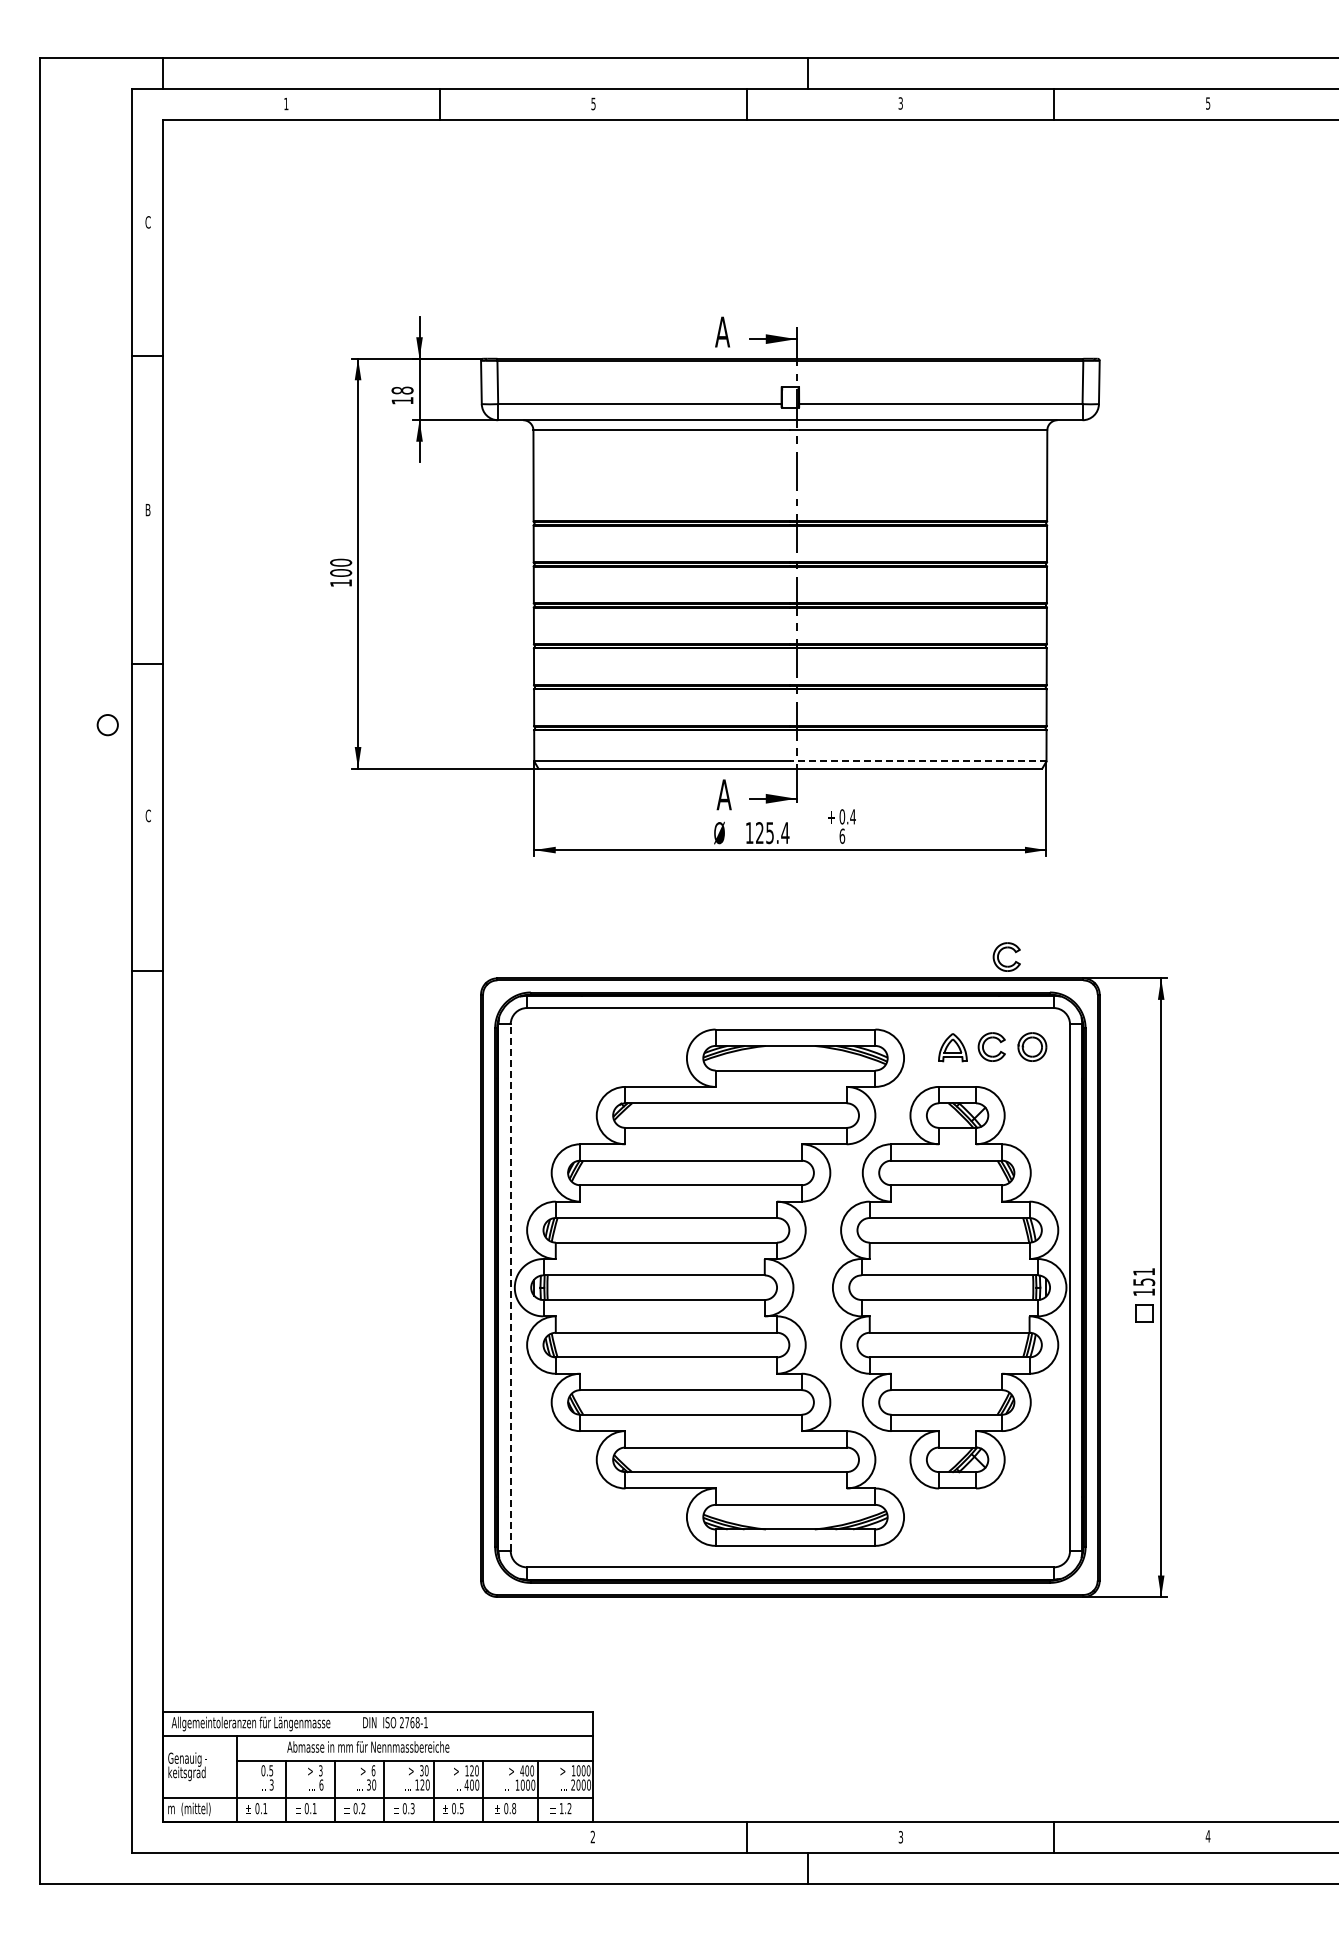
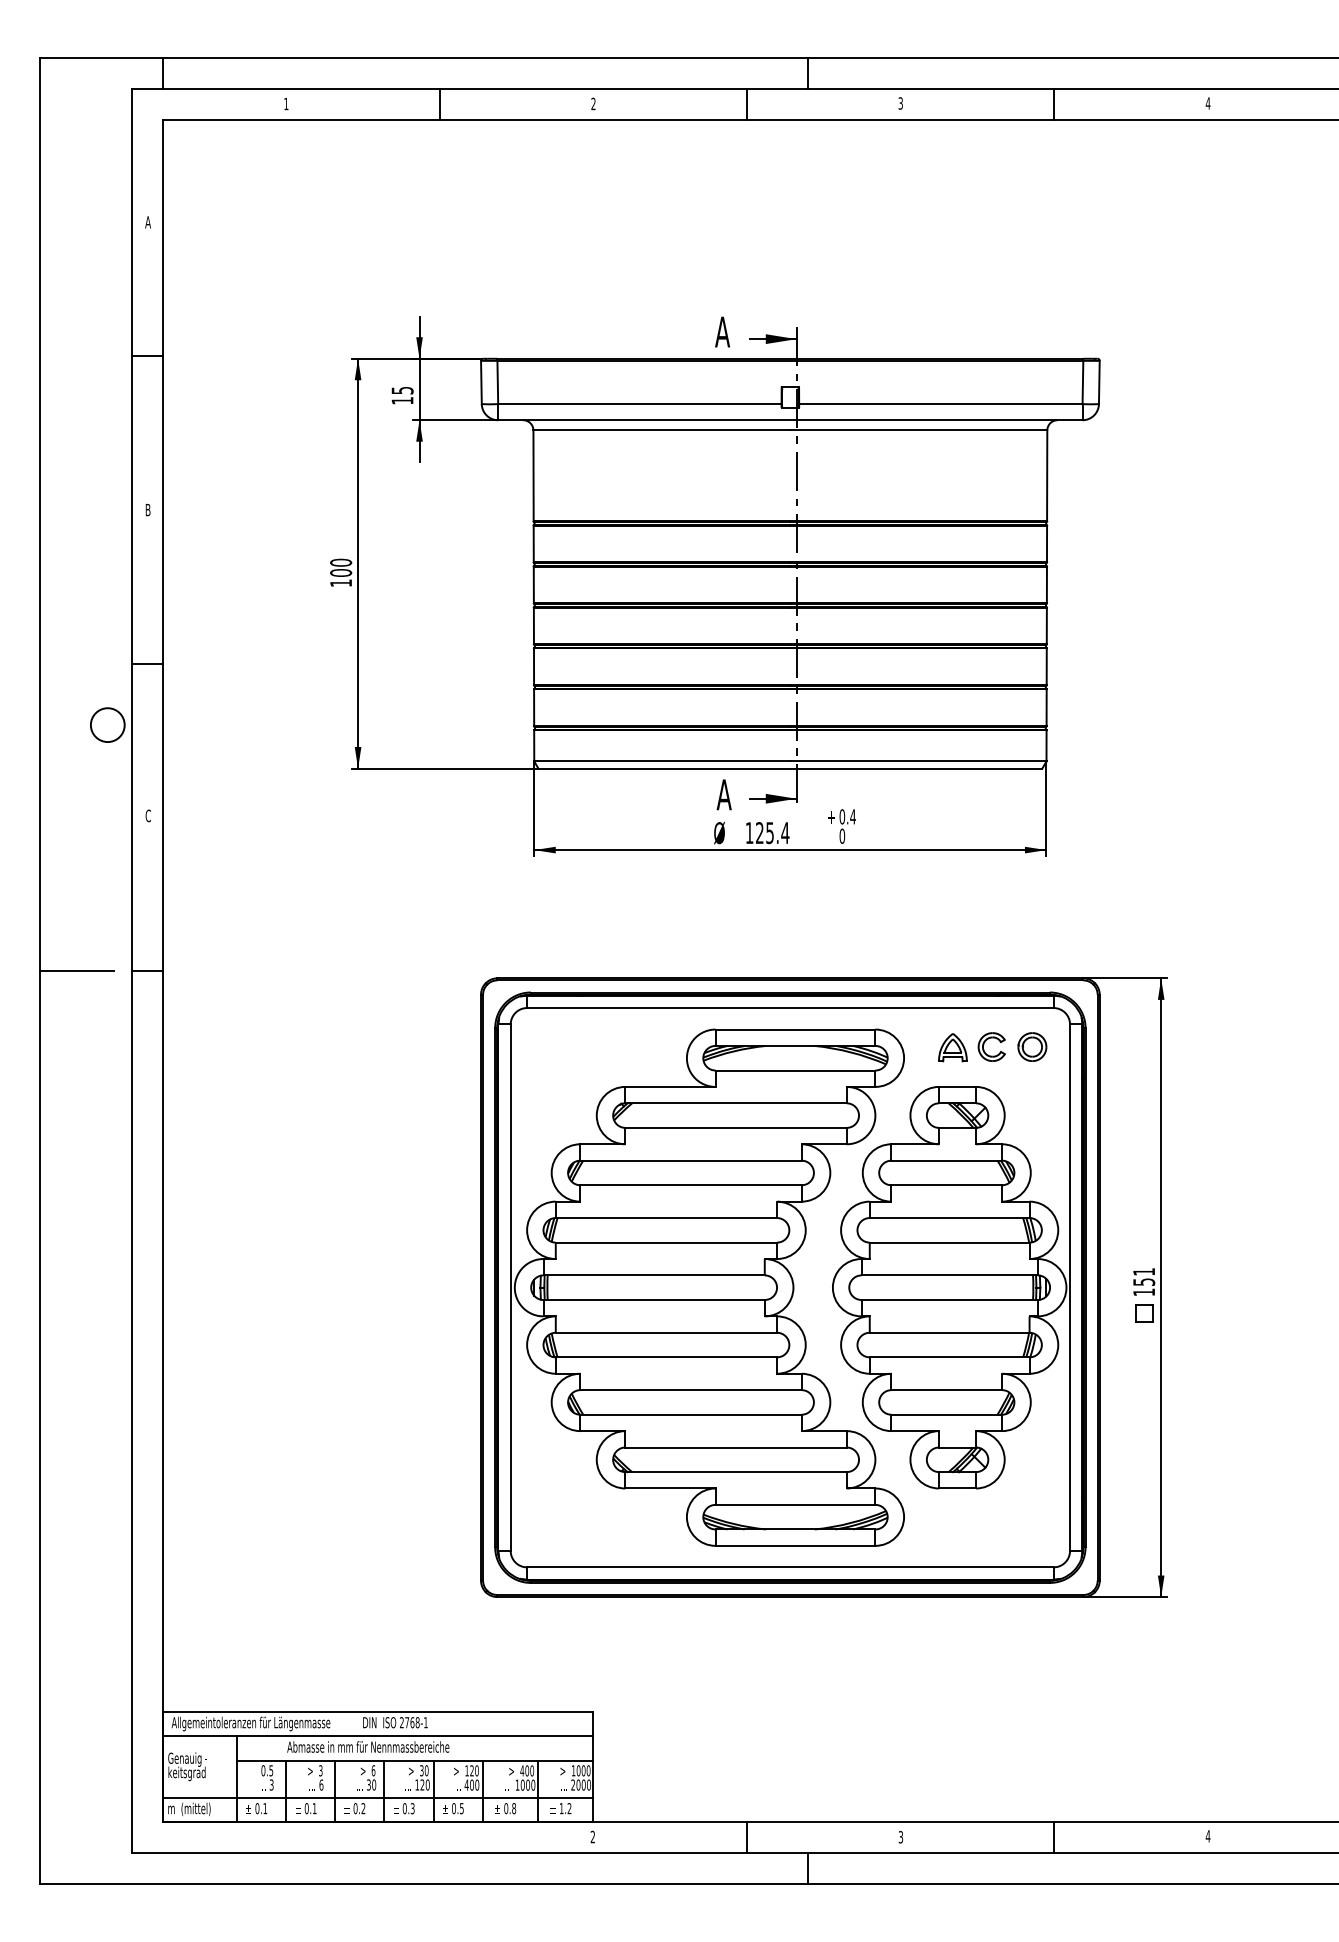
text: 5 -> 2 (593, 103)
text: 5 -> 4 (1207, 103)
text: C -> A (147, 222)
text: 18 -> 15 (402, 390)
circle diameter: 20 px -> 34 px (107, 725)
line: dashed -> solid (917, 761)
text: 6 -> 0 (842, 835)
part: present -> none (1002, 950)
line: none -> present (76, 971)
line: dashed -> solid (510, 1287)
